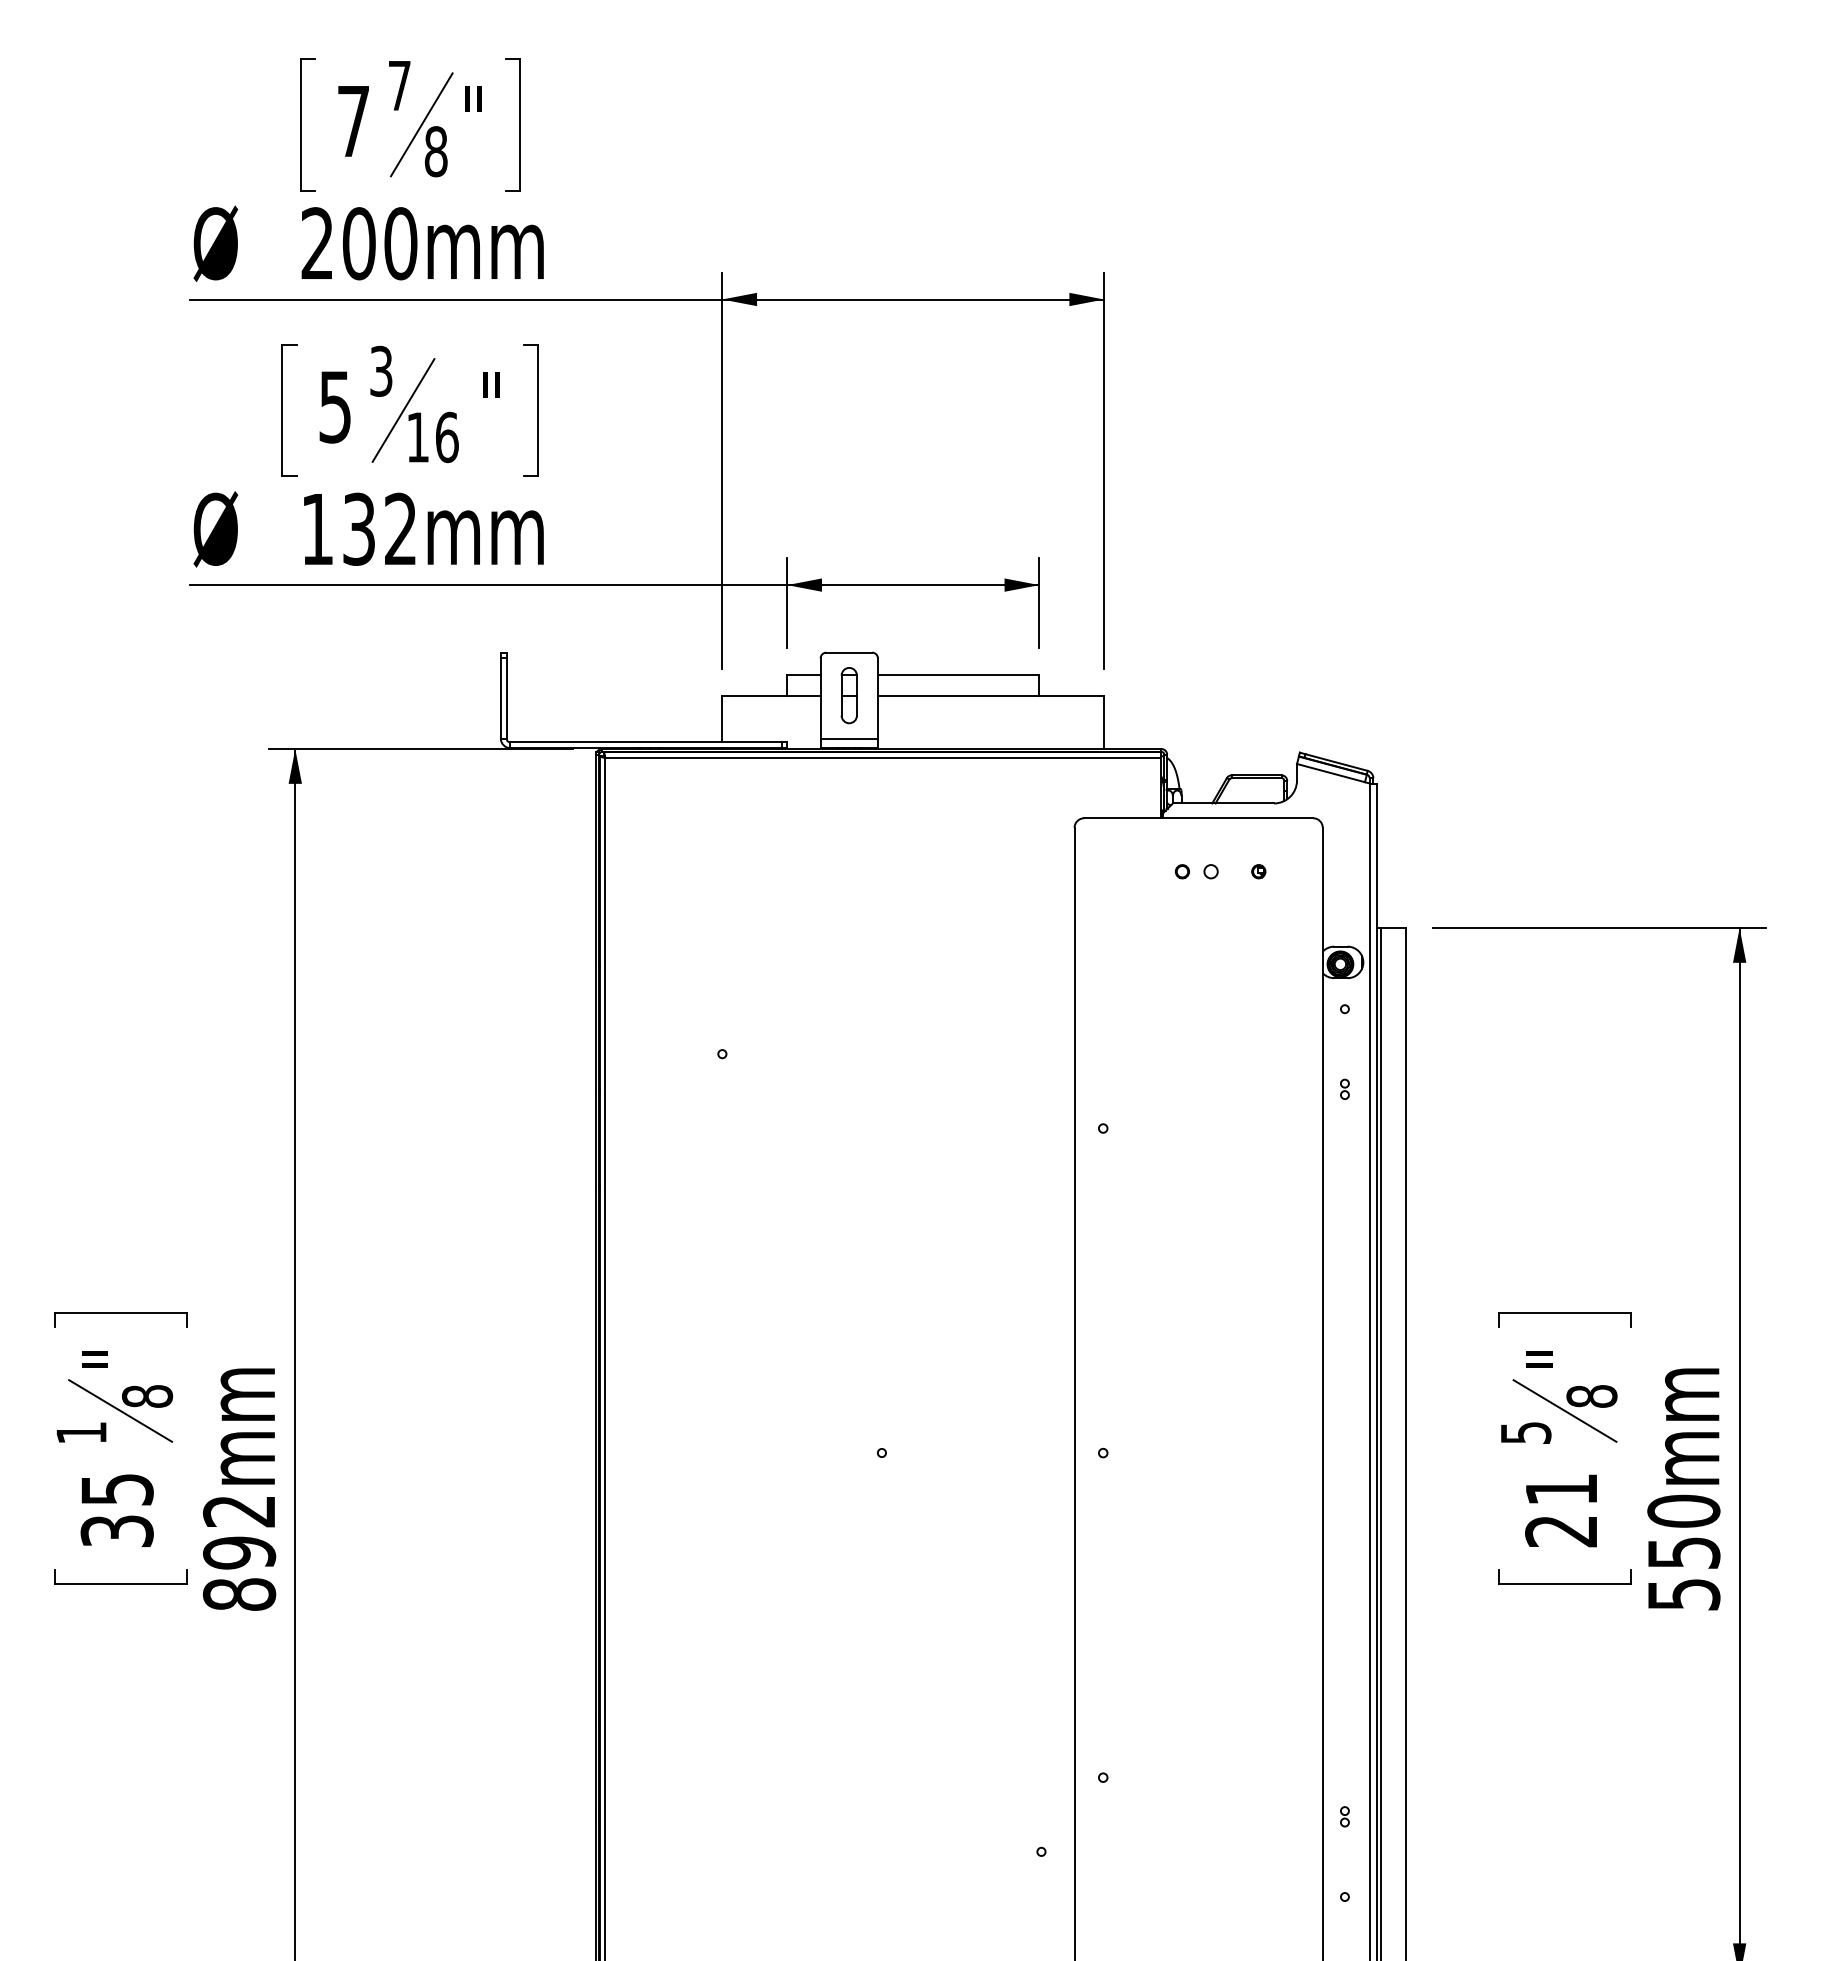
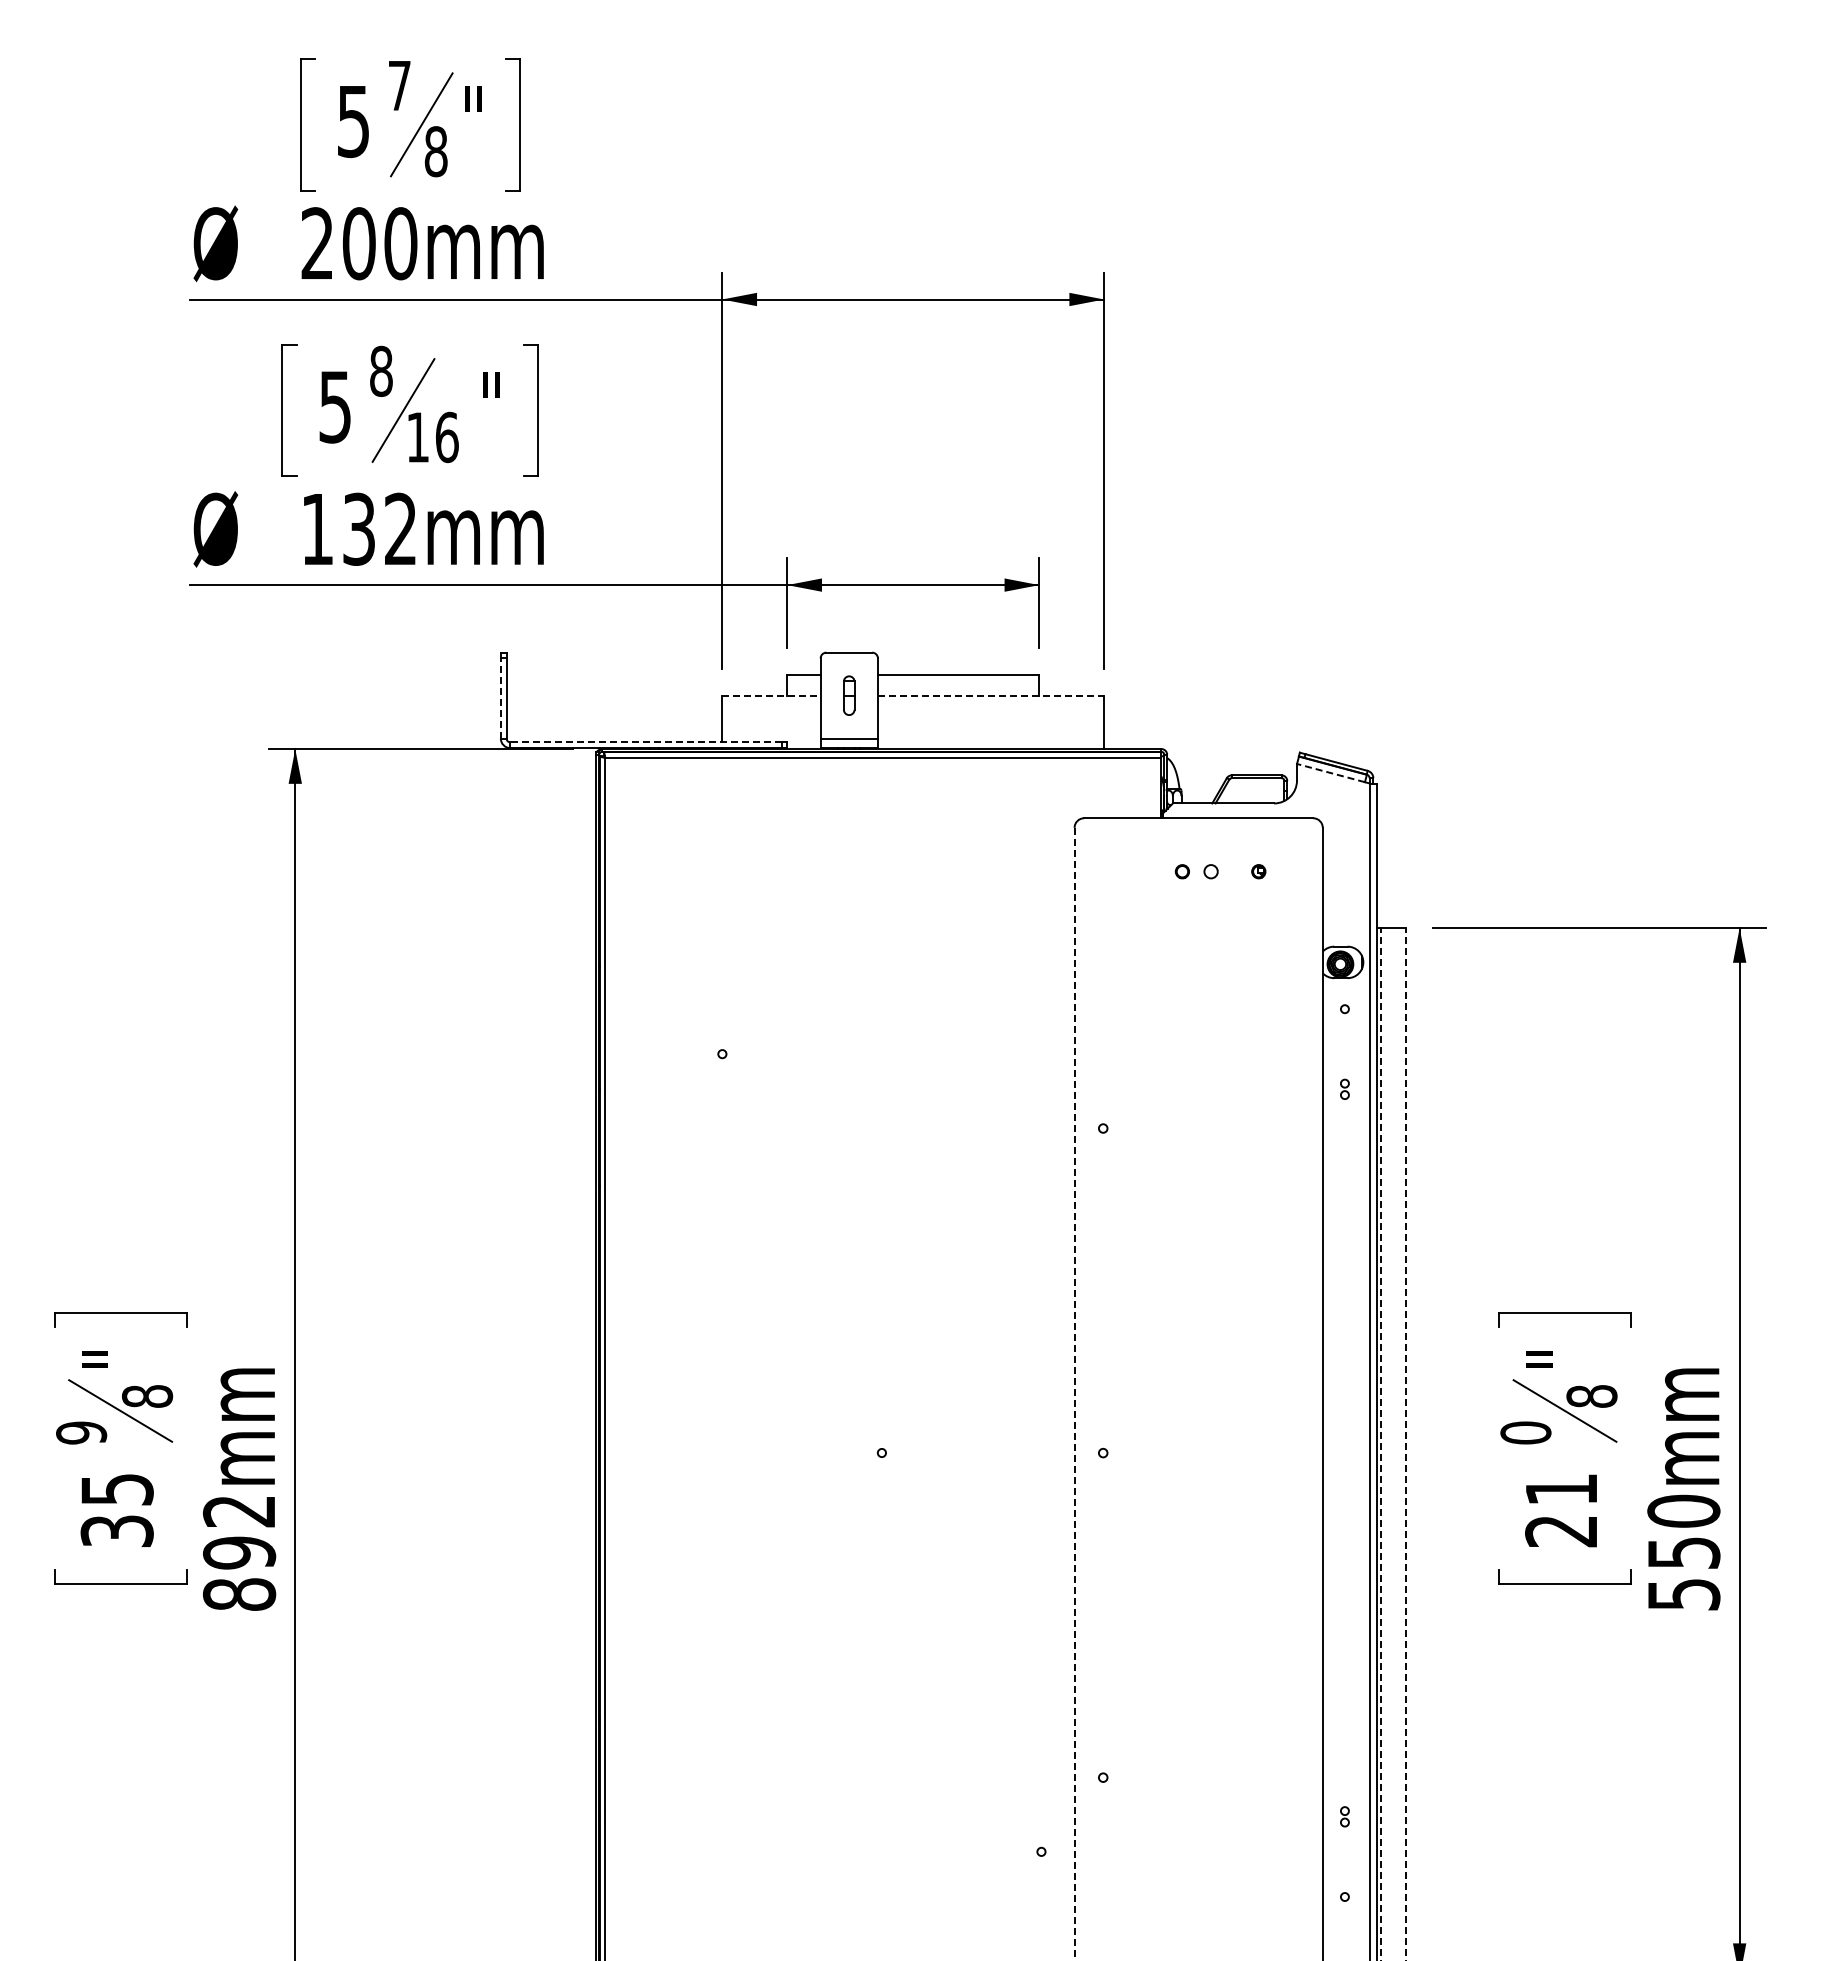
text: 7 -> 5 (353, 122)
text: 3 -> 8 (381, 370)
part size: 18x58 px -> 13x41 px (849, 695)
line: solid -> dashed (771, 696)
line: solid -> dashed (991, 696)
line: solid -> dashed (500, 697)
line: solid -> dashed (645, 742)
line: solid -> dashed (1330, 772)
line: solid -> dashed (1074, 1394)
text: 1 -> 9 (81, 1432)
text: 5 -> 0 (1525, 1432)
line: solid -> dashed (1381, 1443)
line: solid -> dashed (1405, 1443)
